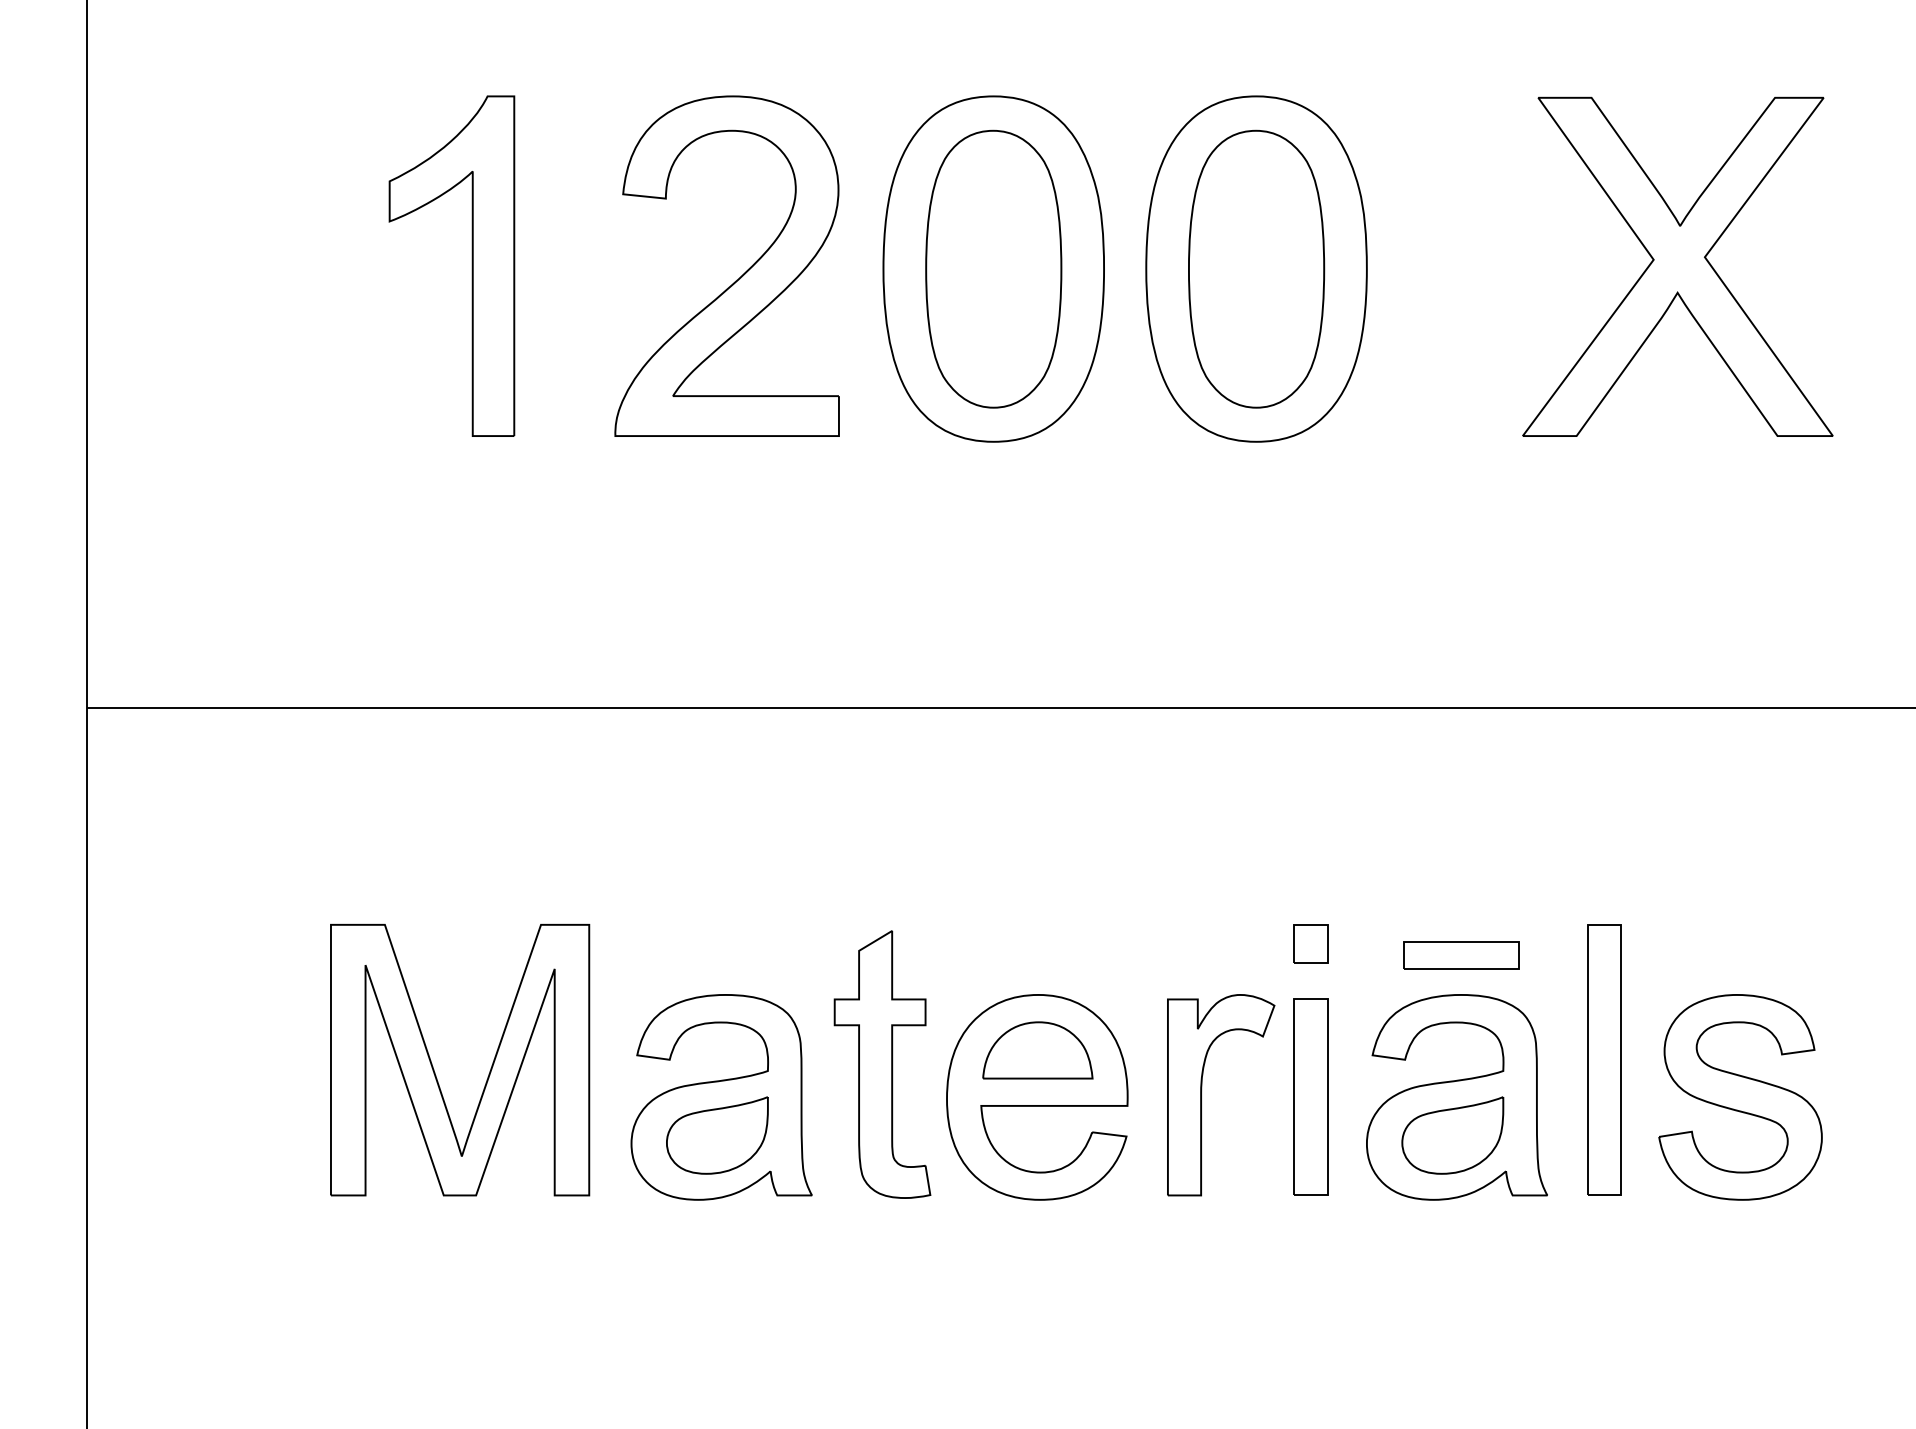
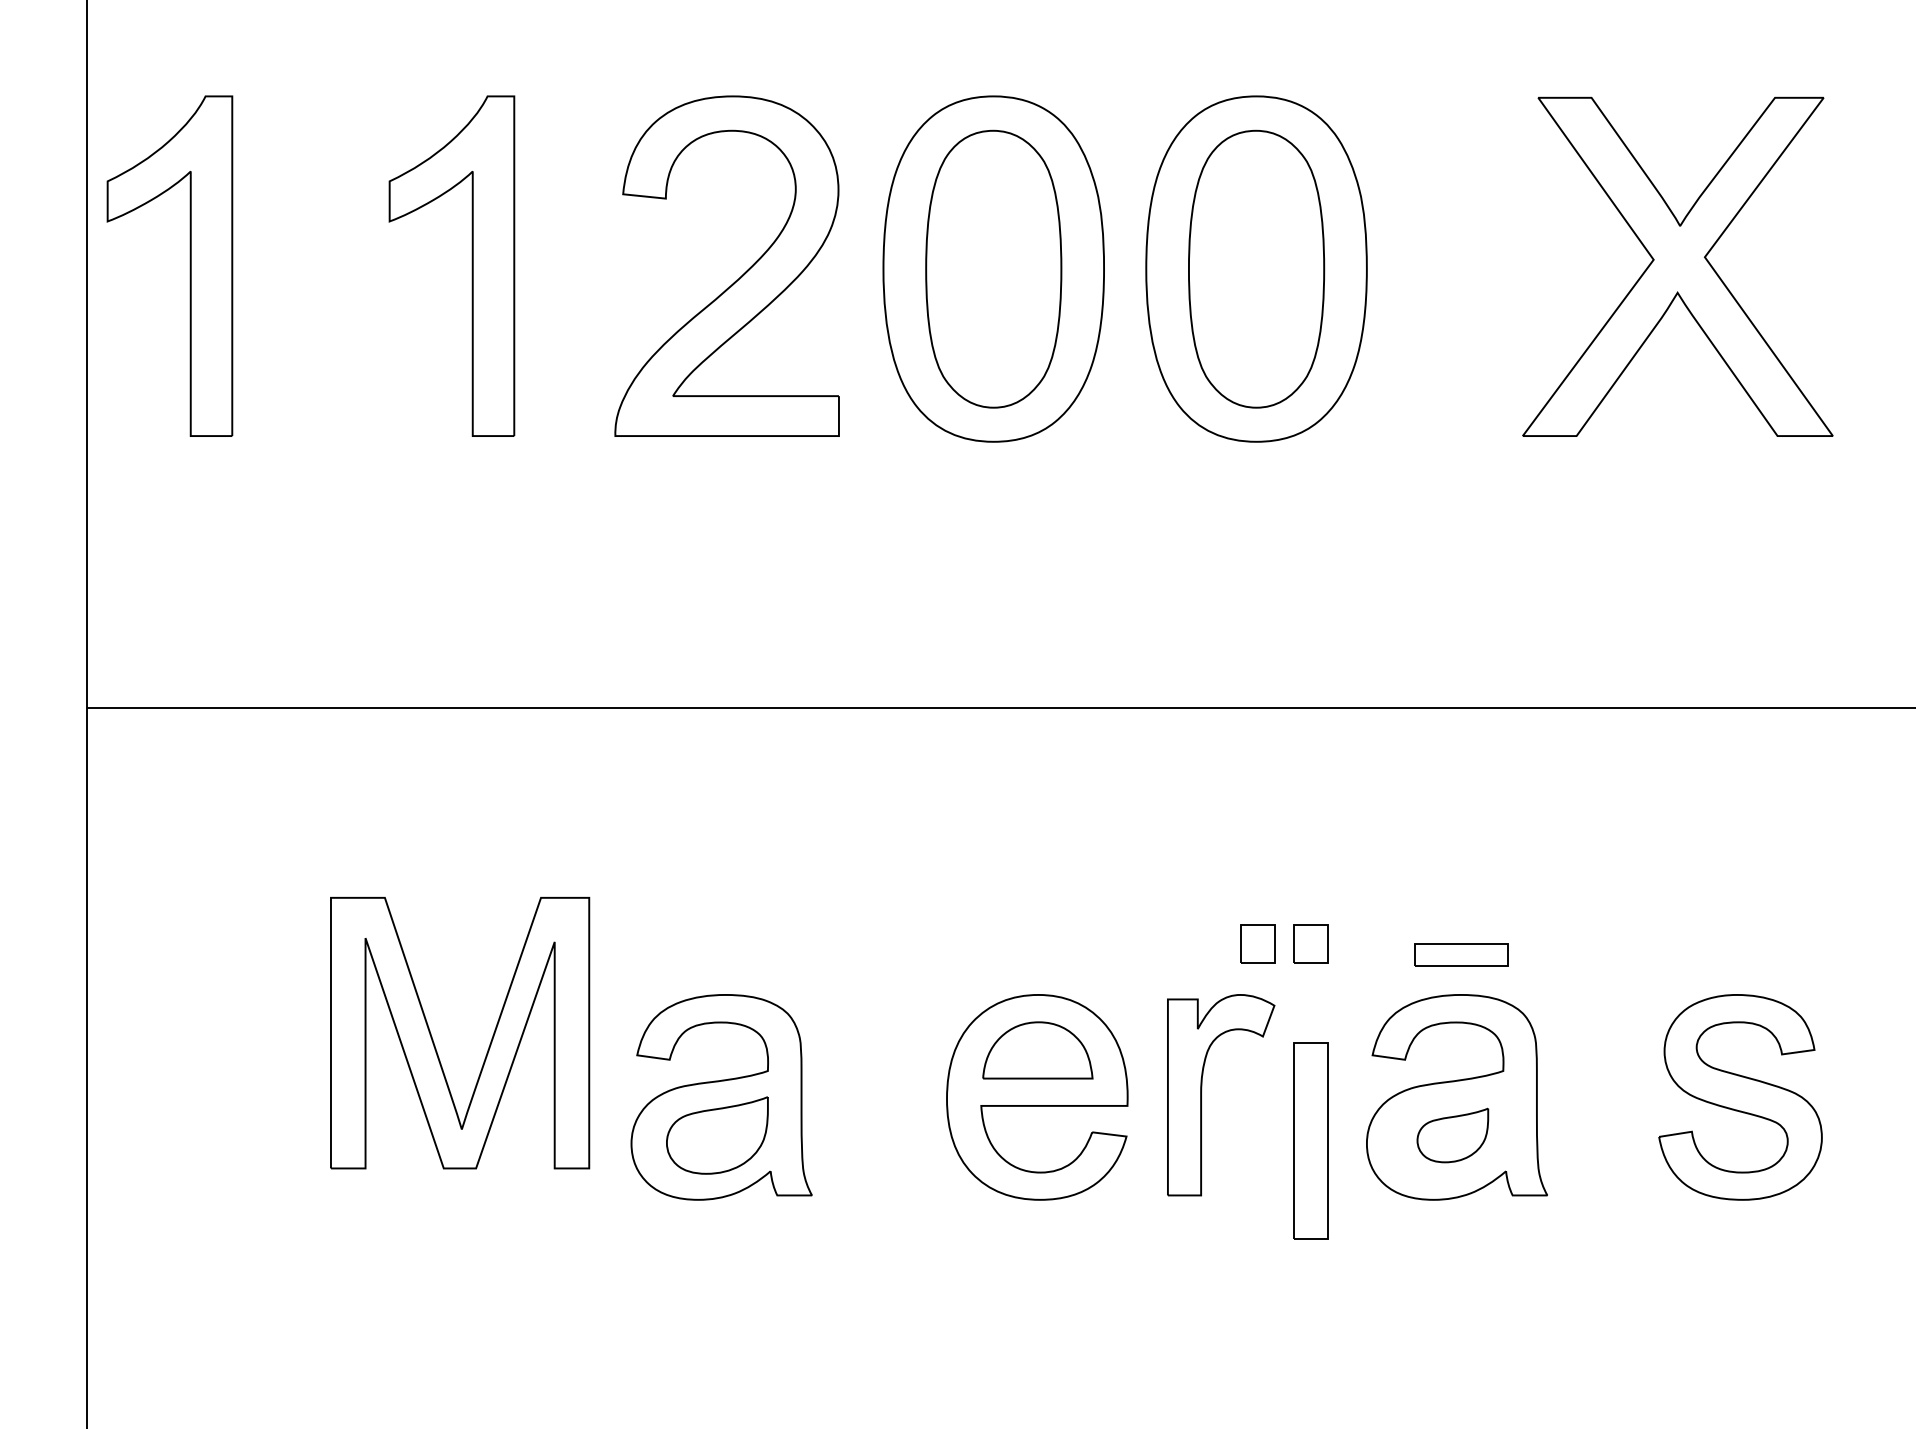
part: none -> present (189, 265)
part: none -> present (1257, 943)
part size: 117x29 px -> 95x24 px (1461, 954)
part: present -> none (1604, 1059)
part: present -> none (882, 1064)
part position: (434, 1069) -> (434, 1042) (434, 1042)
part position: (1310, 1096) -> (1310, 1140) (1310, 1140)
part size: 104x79 px -> 74x57 px (1452, 1135)
